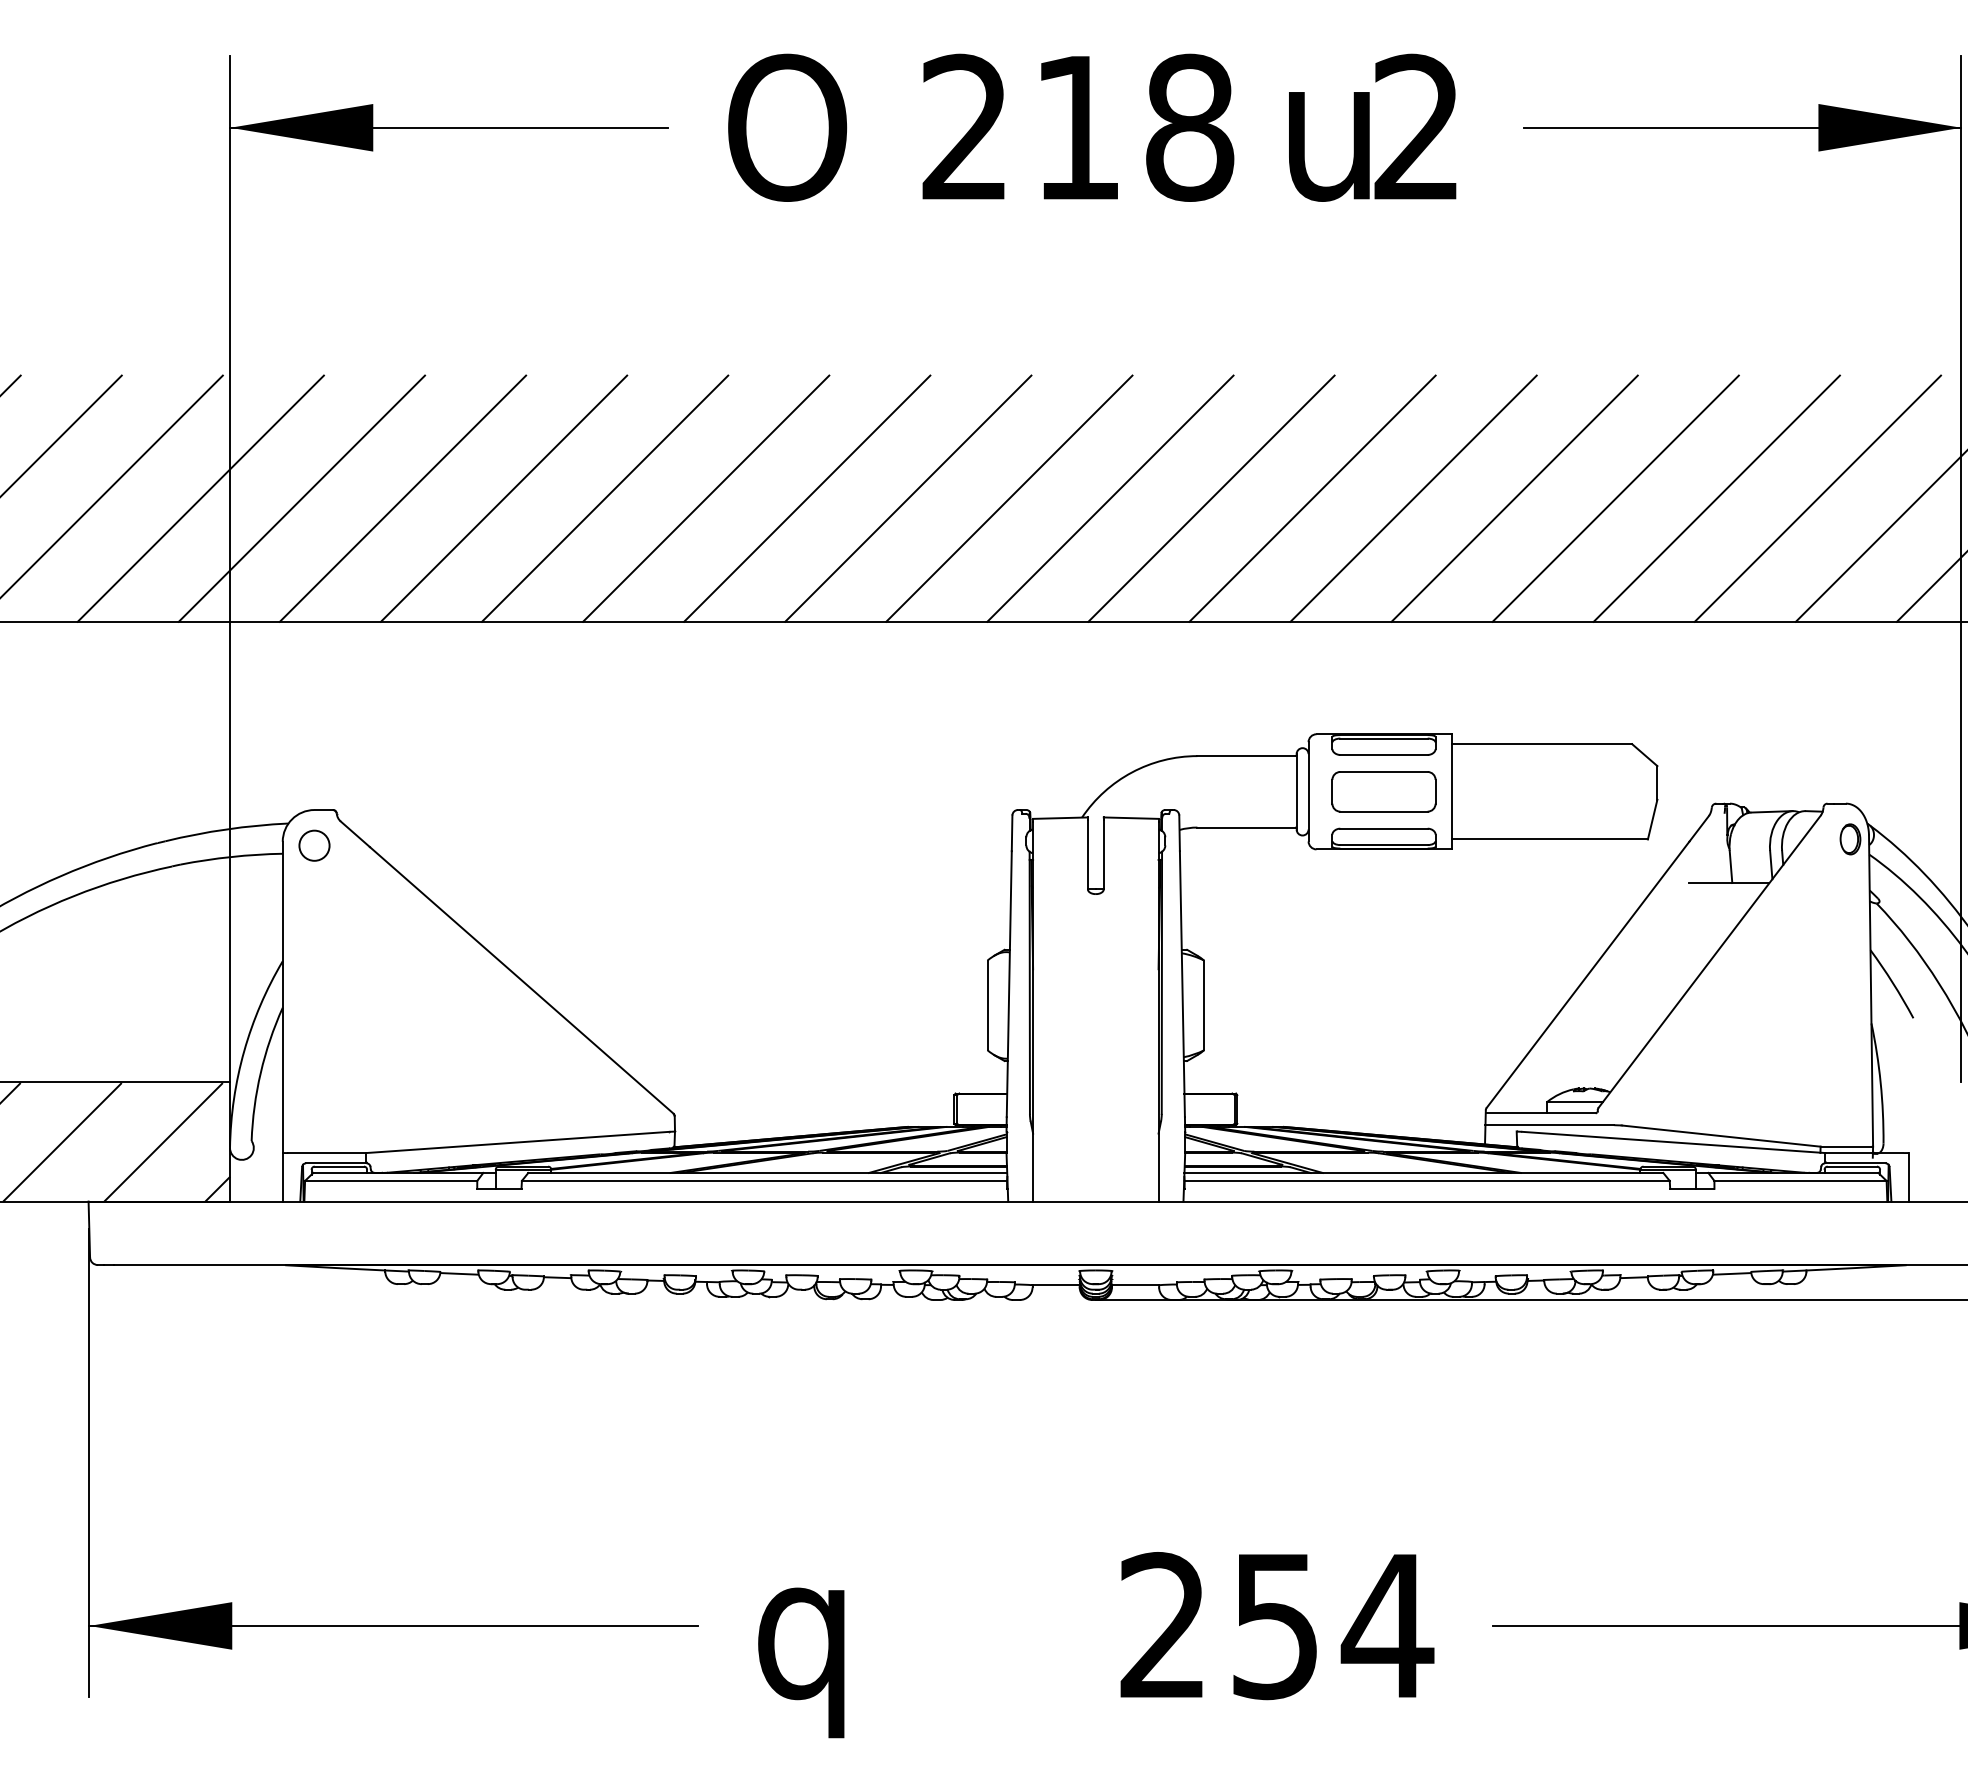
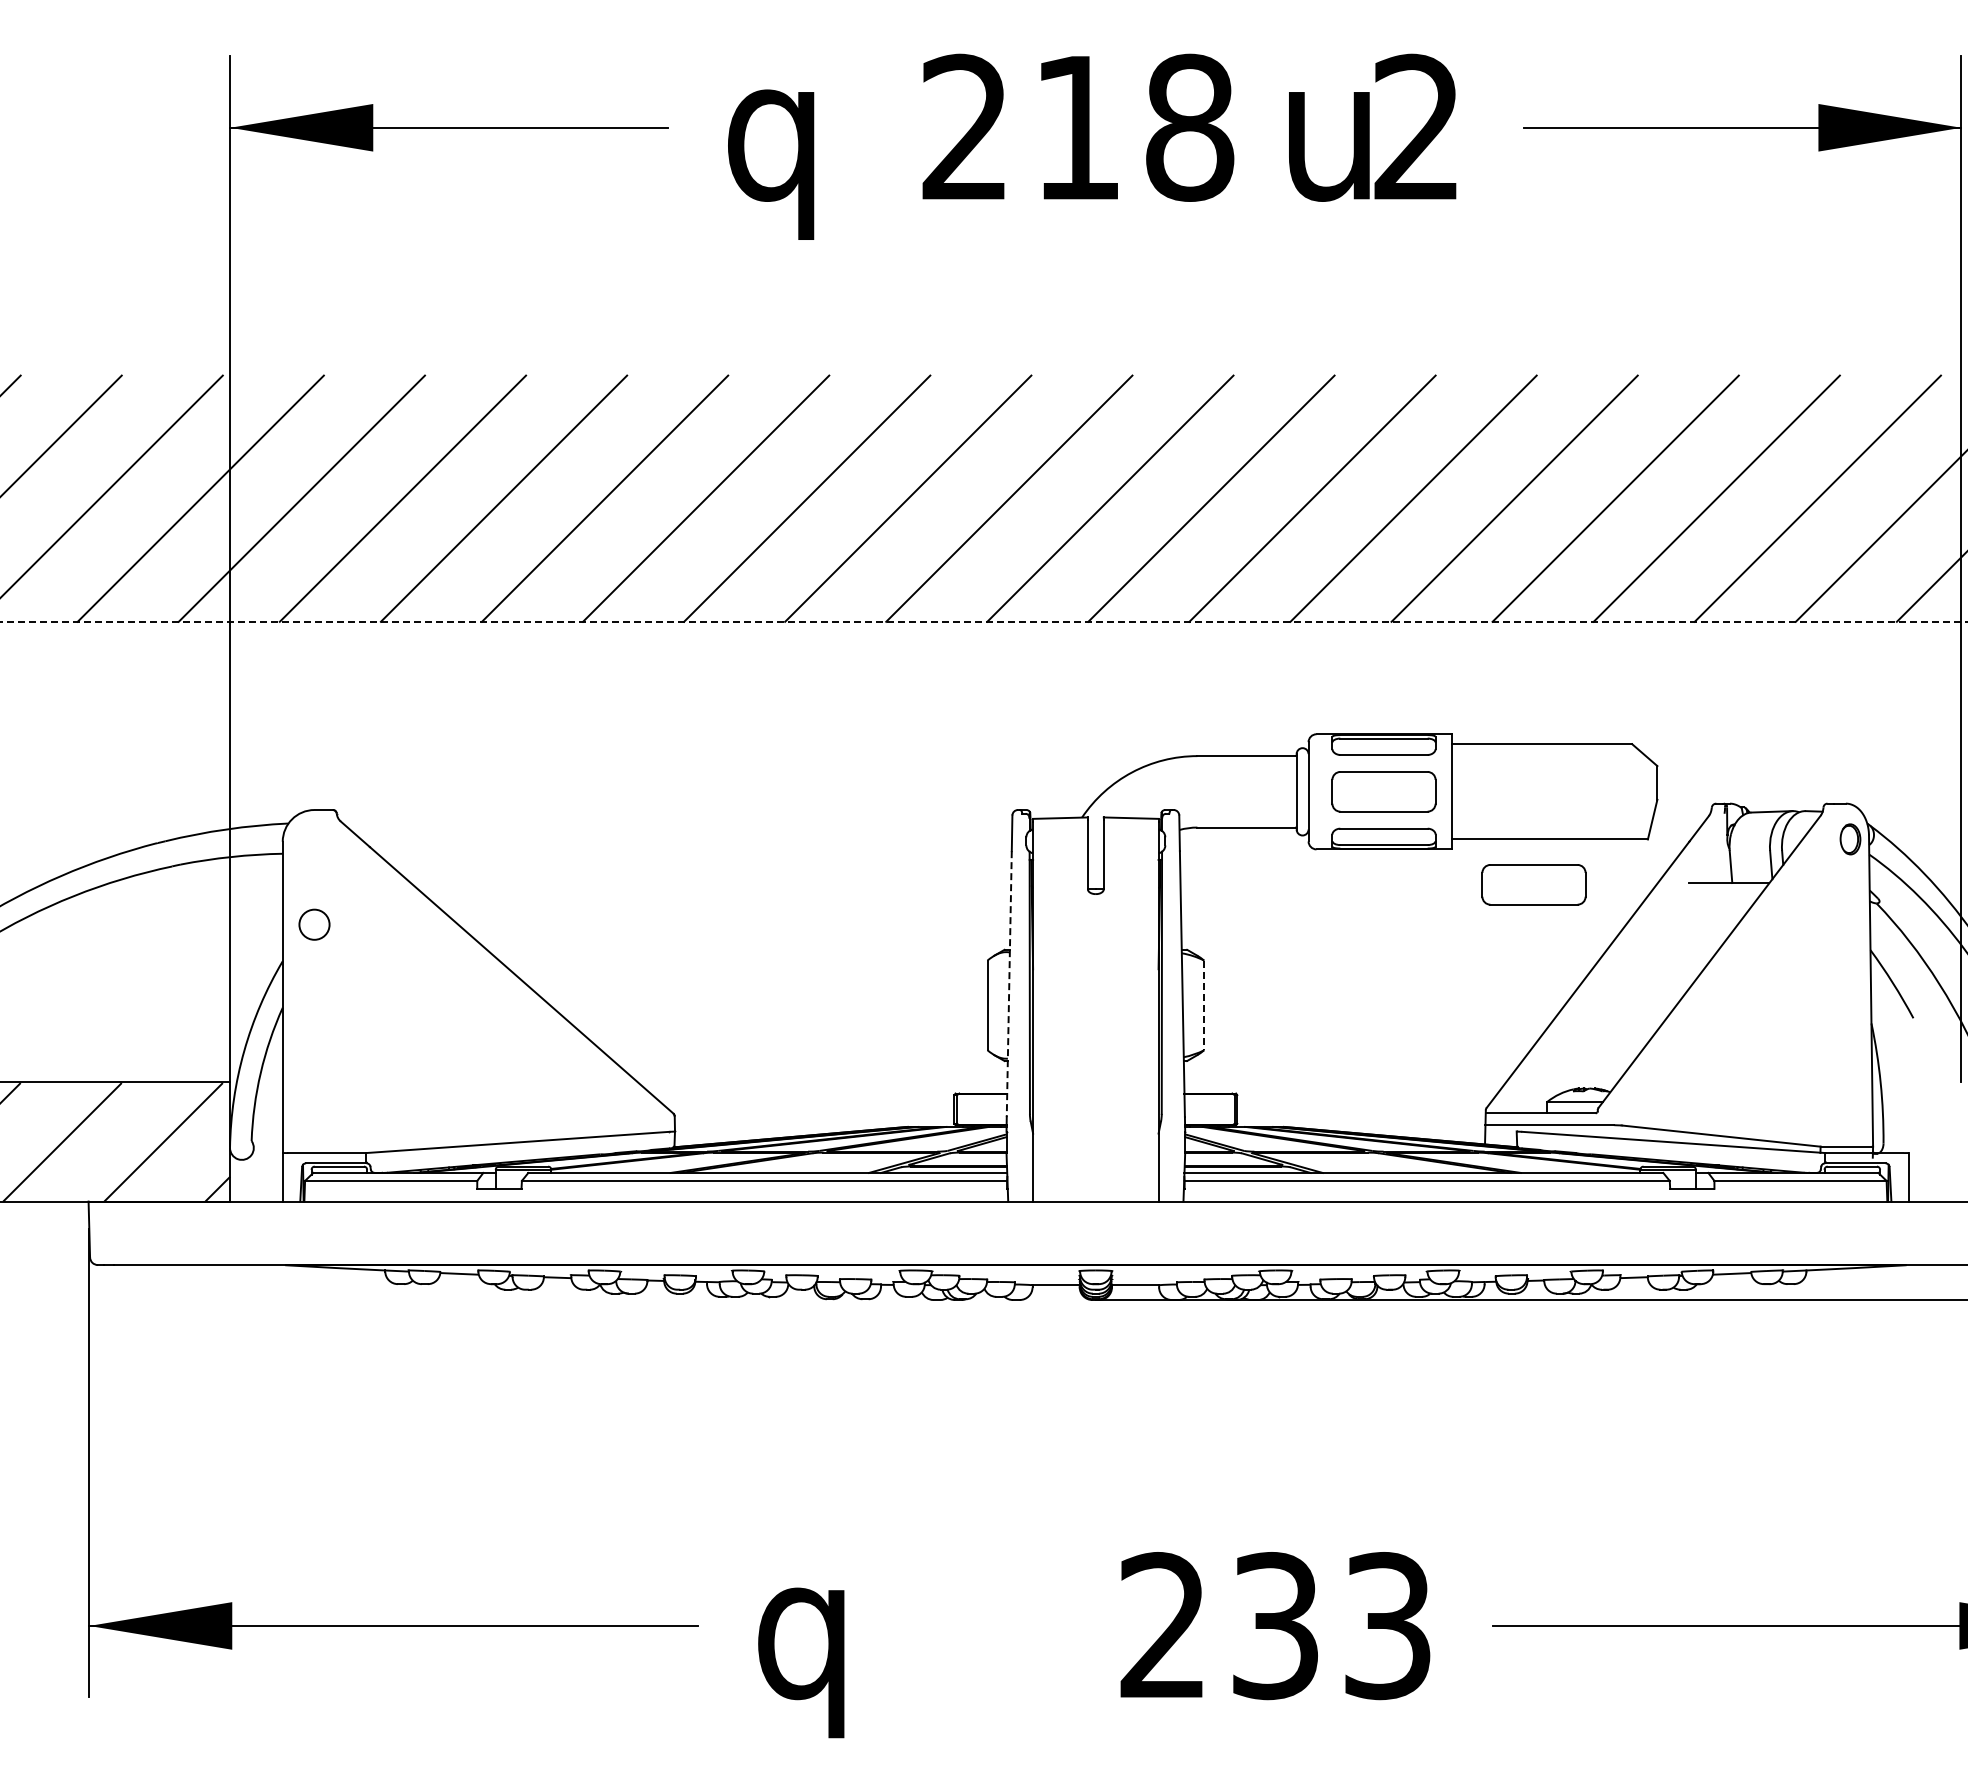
text: O -> q (787, 146)
line: solid -> dashed (983, 621)
circle position: (314, 845) -> (314, 924) (314, 924)
part: none -> present (1533, 884)
line: solid -> dashed (1009, 984)
line: solid -> dashed (1204, 1005)
text: 254 -> 233 (1333, 1626)
